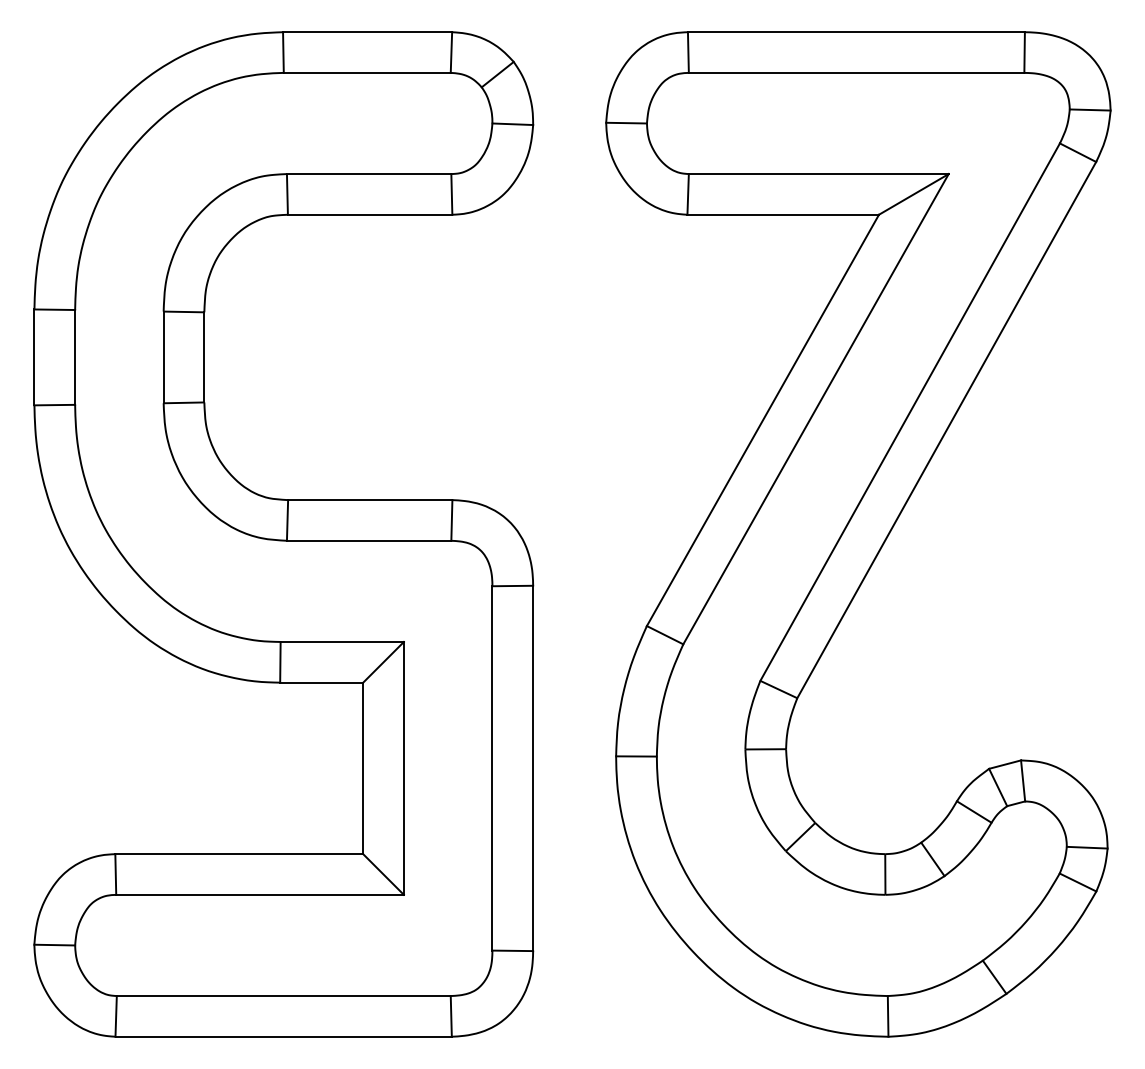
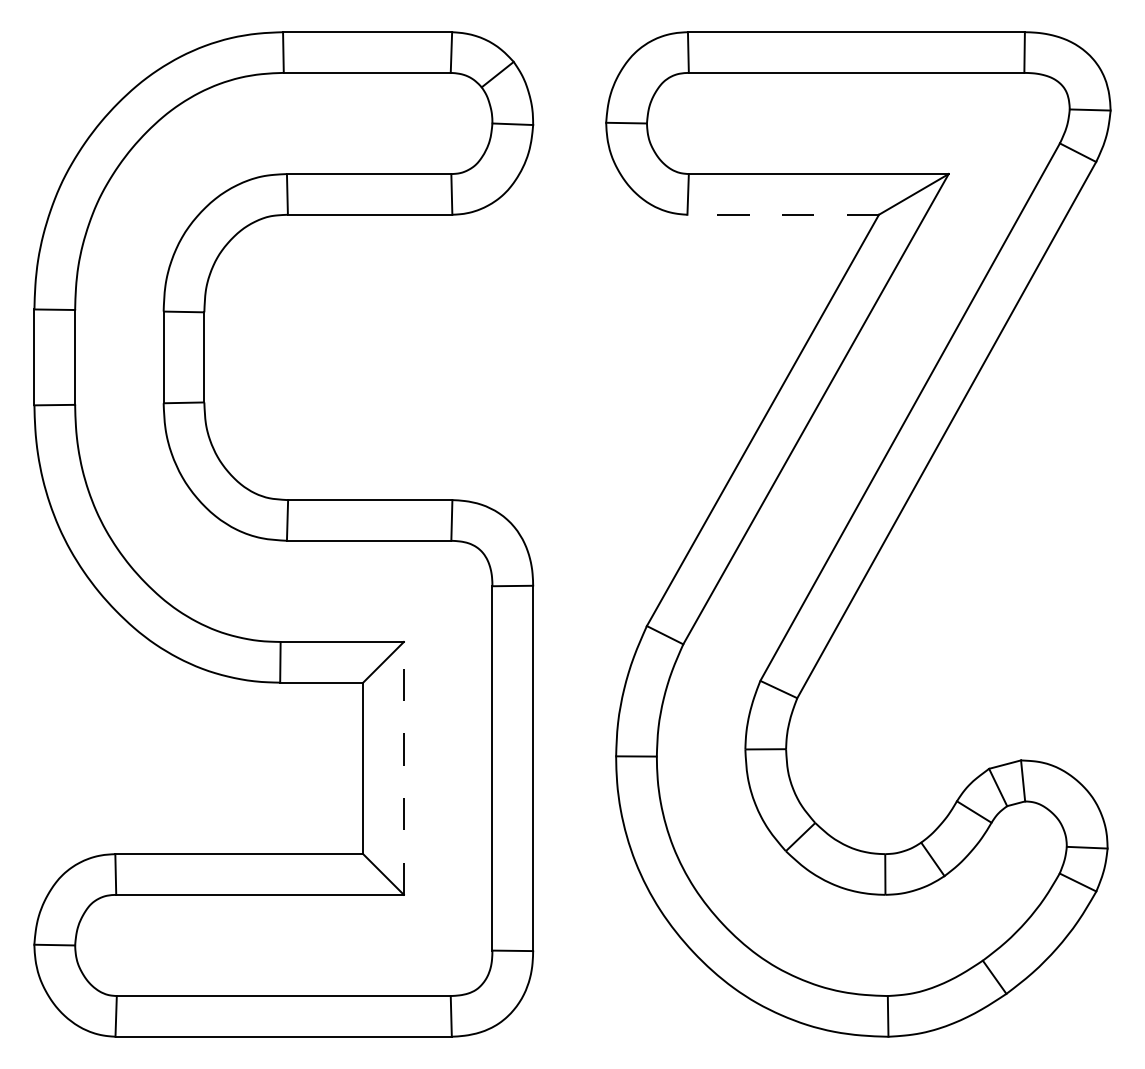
line: solid -> dashed (783, 214)
line: solid -> dashed (403, 767)
